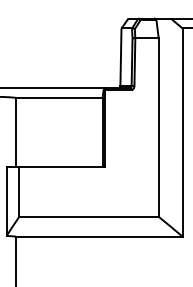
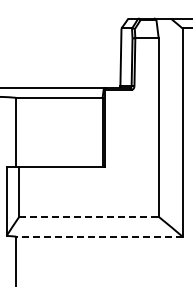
line: solid -> dashed (89, 216)
line: solid -> dashed (98, 236)
